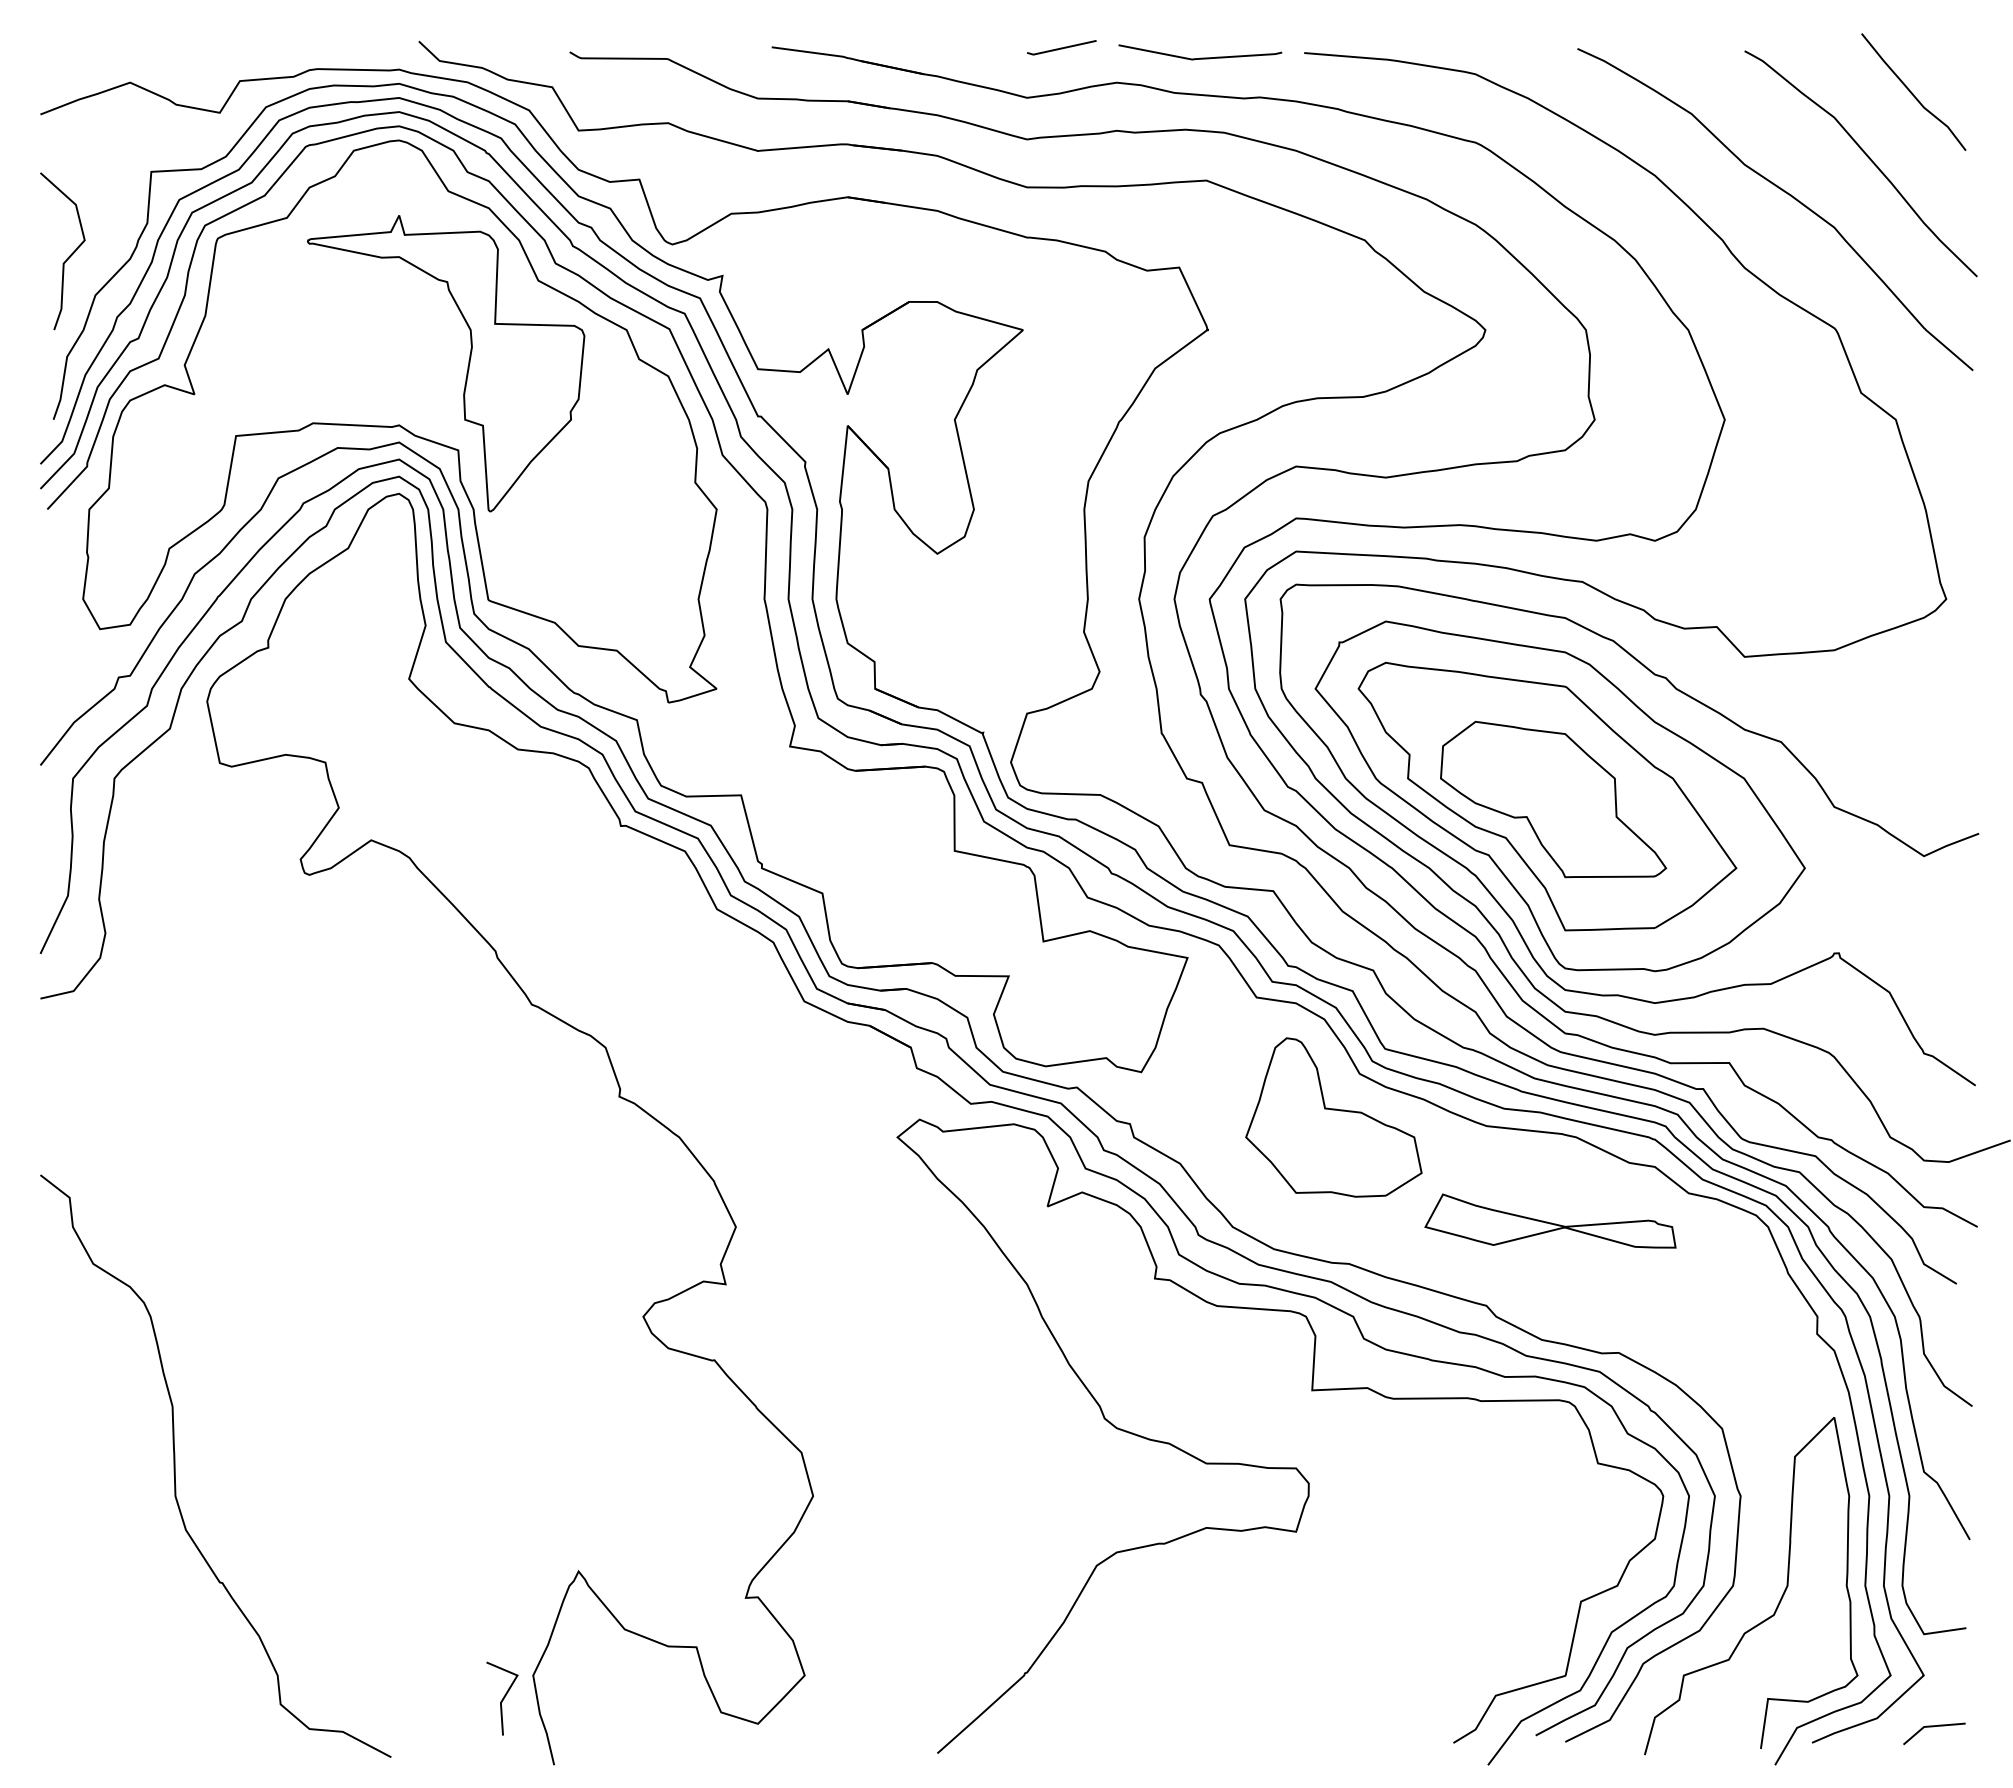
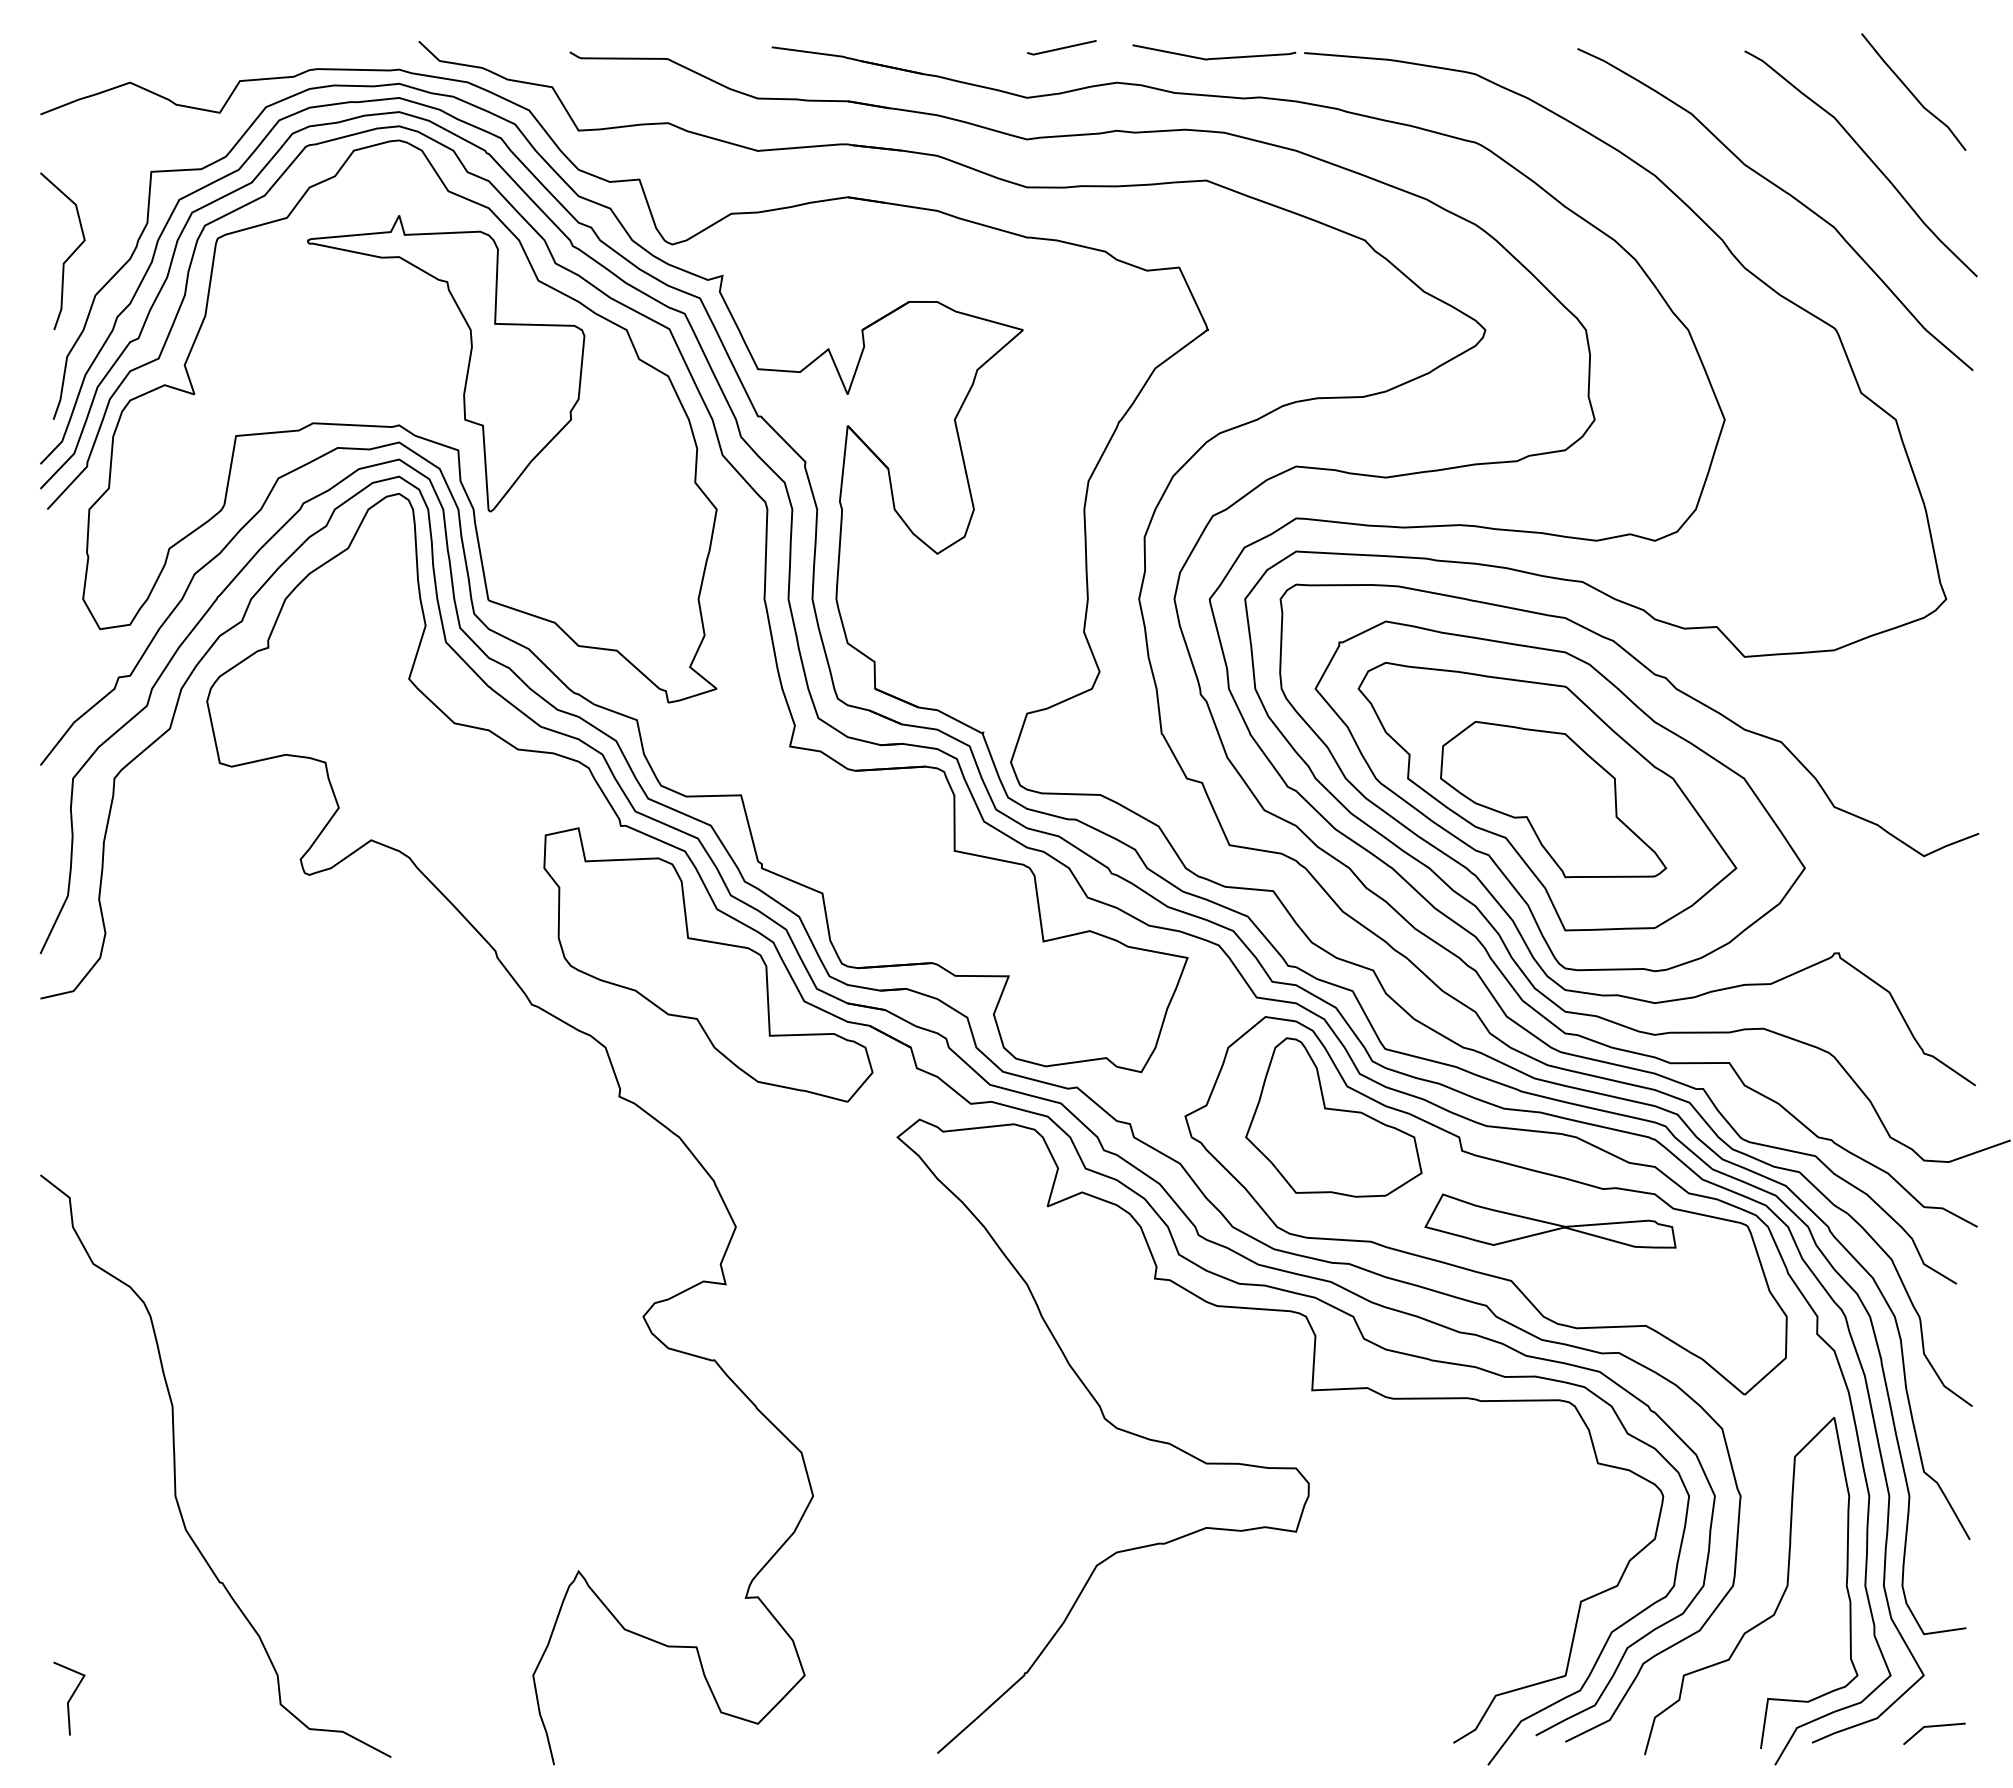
curve position: (1200, 57) -> (1214, 57) (1214, 57)
part: none -> present (708, 964)
part: none -> present (1485, 1205)
line position: (502, 1698) -> (69, 1698) (69, 1698)
